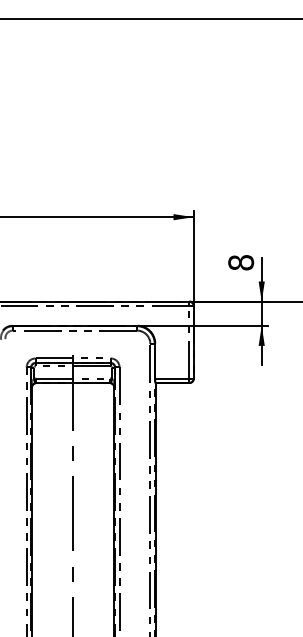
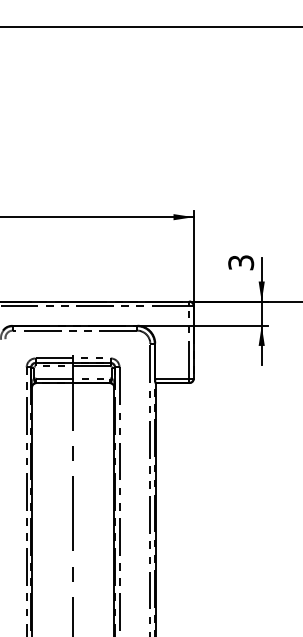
line position: (150, 19) -> (150, 27) (150, 27)
text: 8 -> 3 (241, 262)
